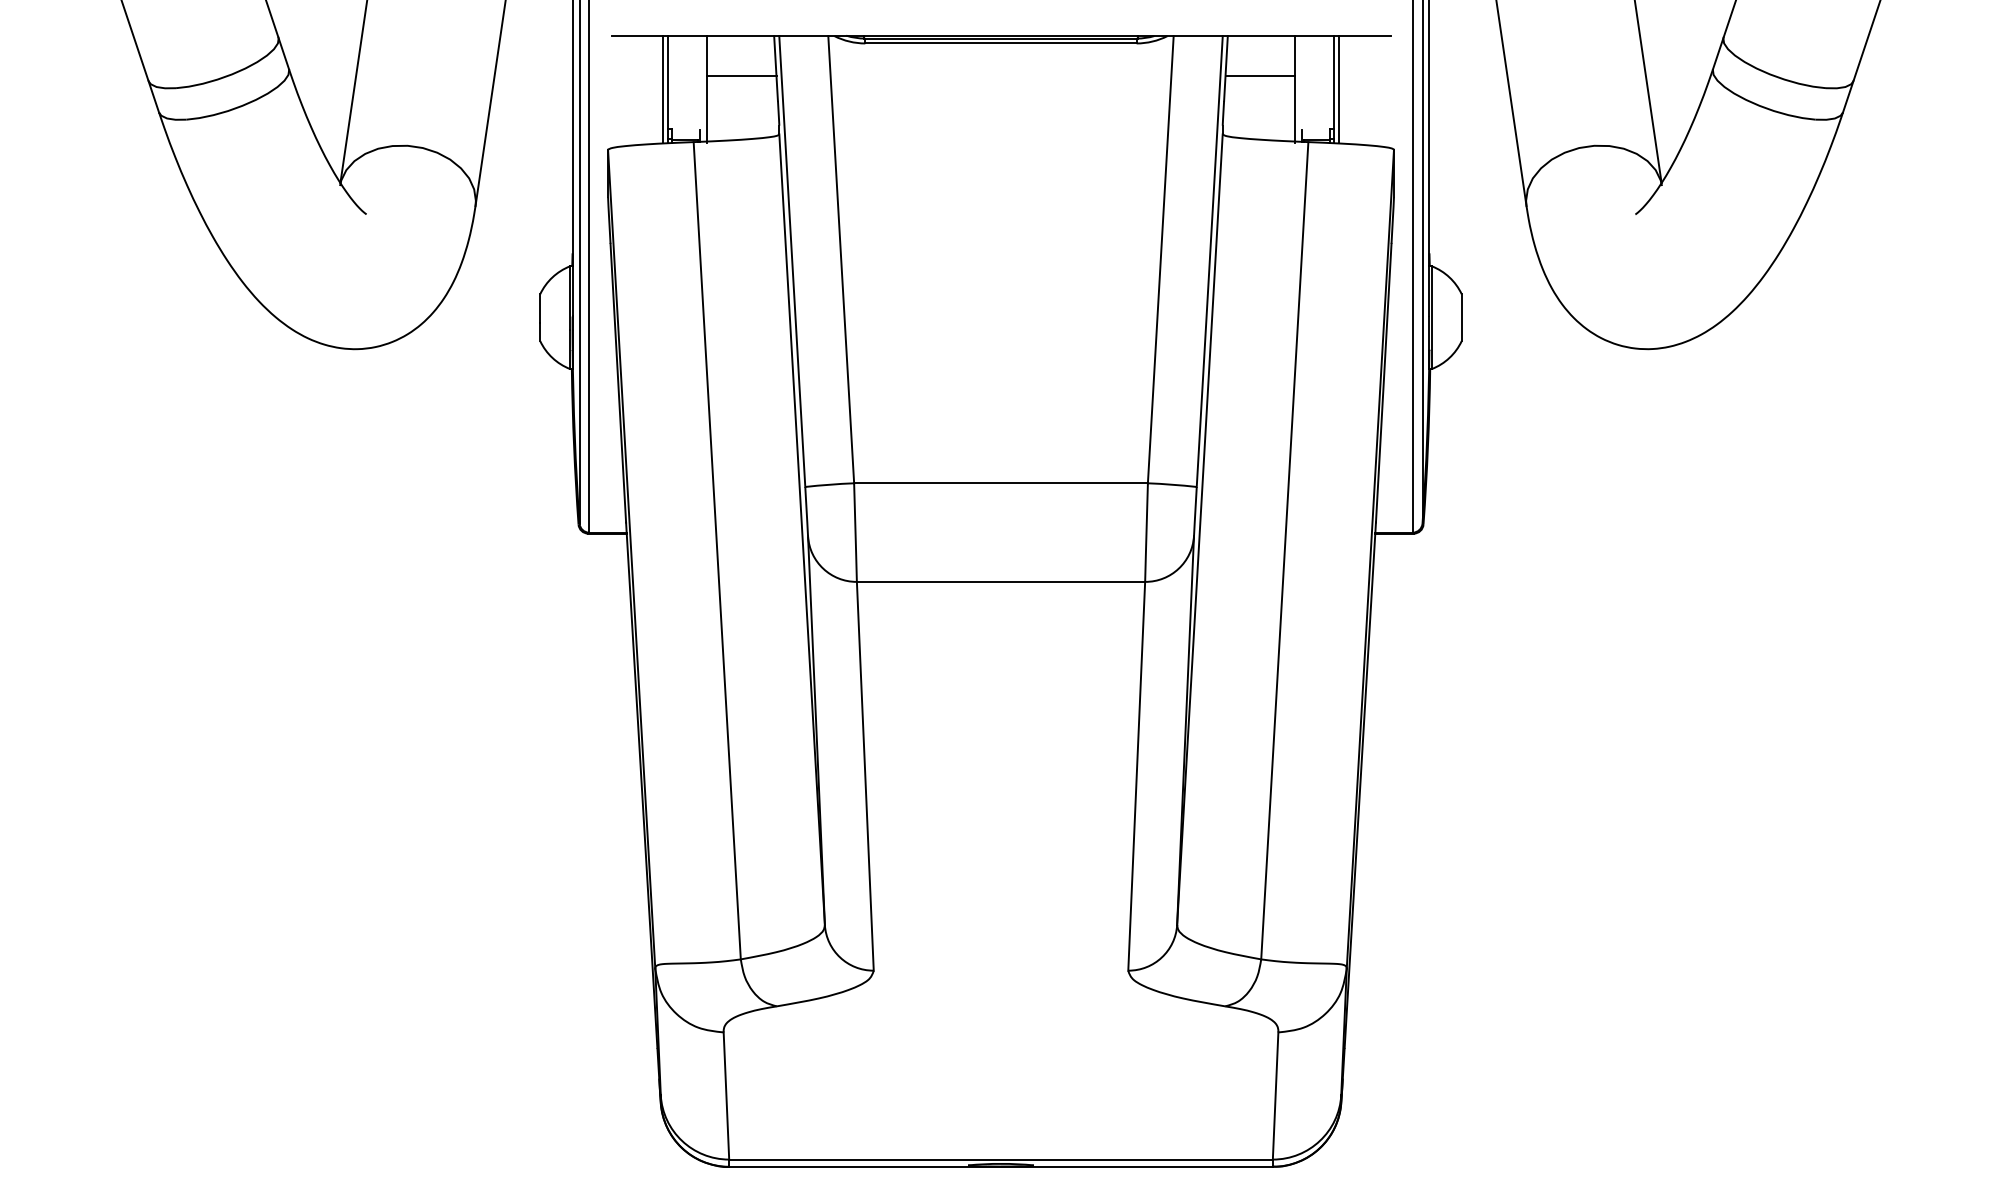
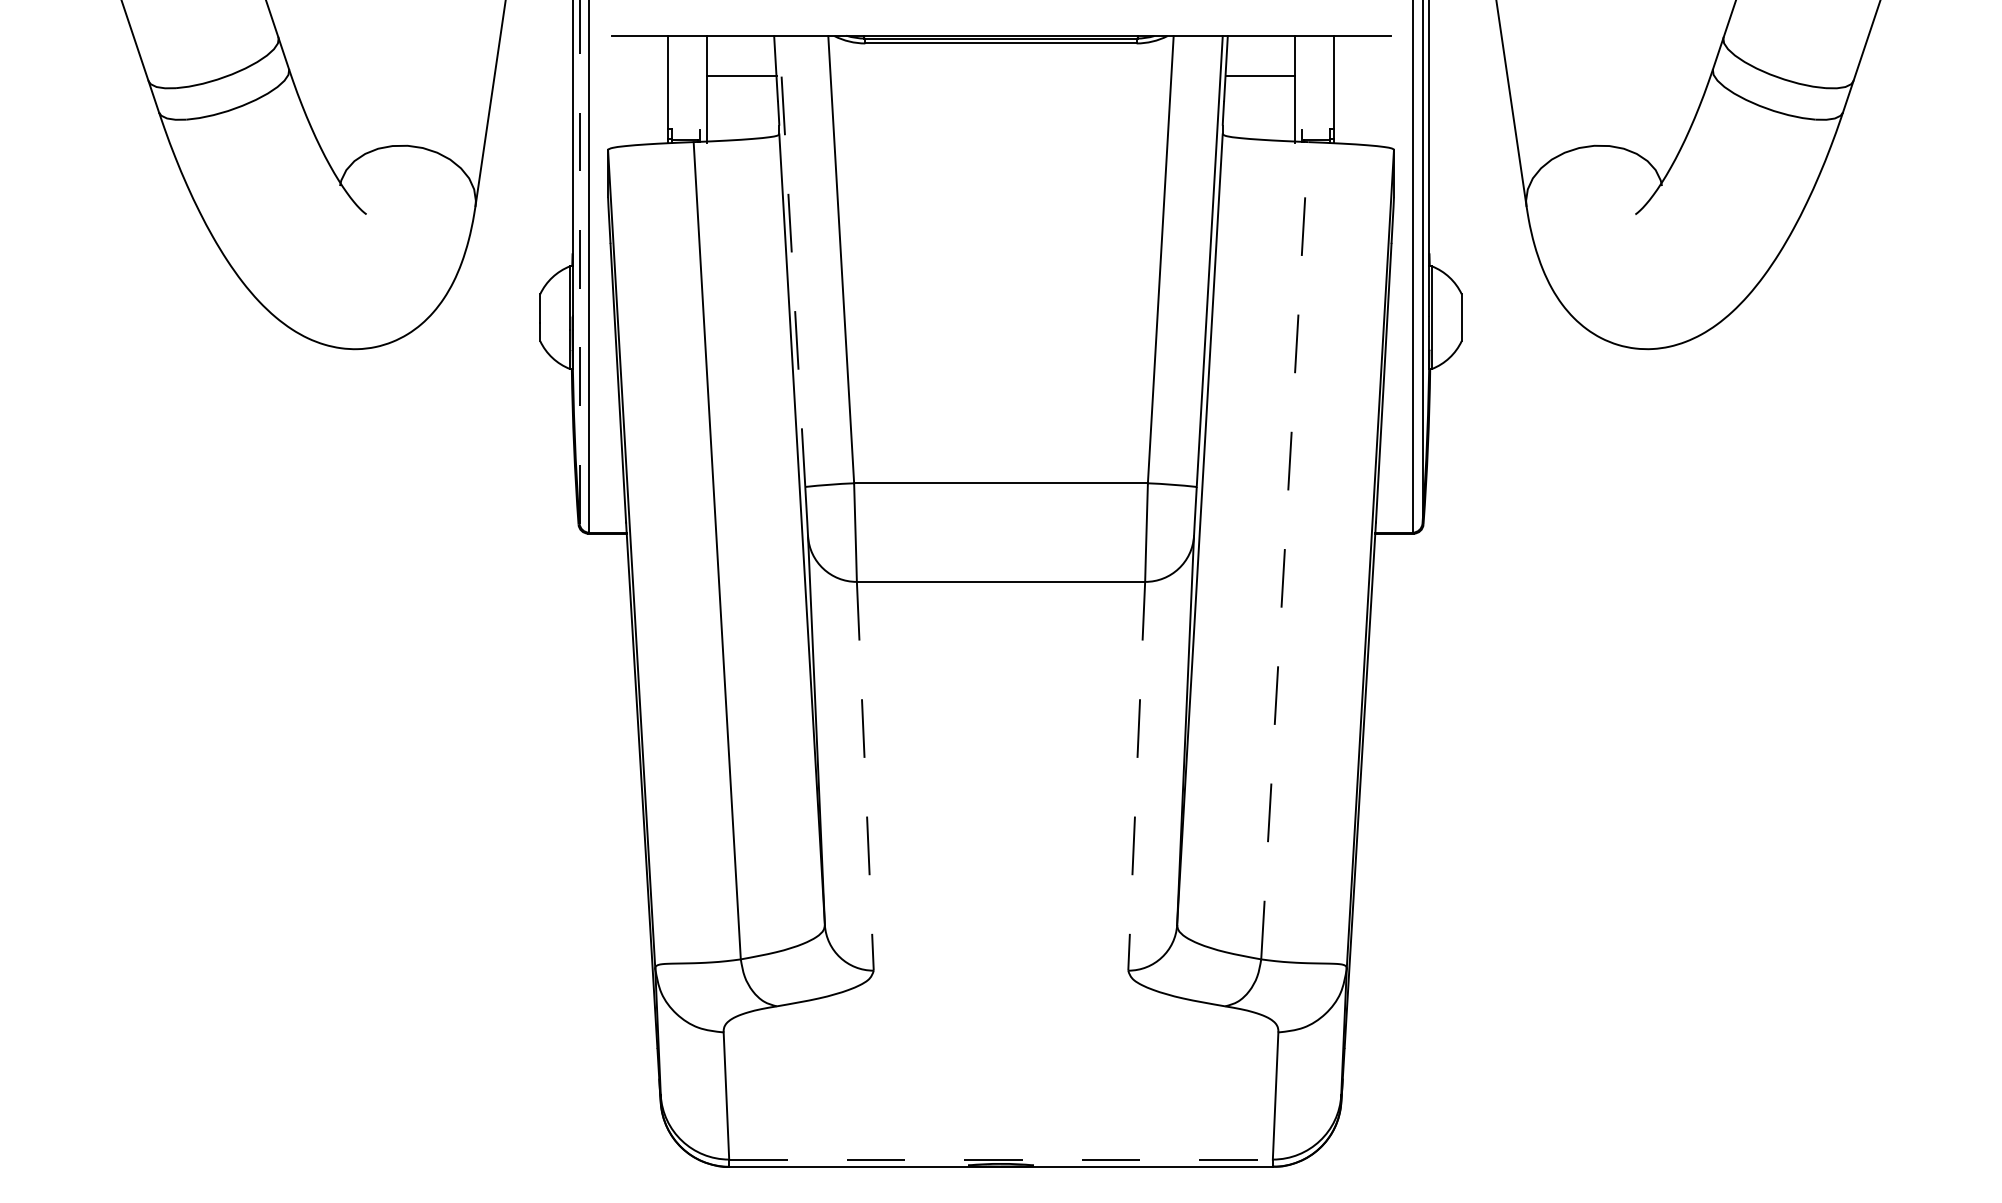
line: present -> none (663, 89)
line: present -> none (1338, 89)
line: present -> none (353, 92)
line: present -> none (1648, 92)
line: solid -> dashed (579, 261)
line: solid -> dashed (792, 261)
line: solid -> dashed (1284, 550)
line: solid -> dashed (865, 776)
line: solid -> dashed (1136, 776)
line: solid -> dashed (1001, 1159)
